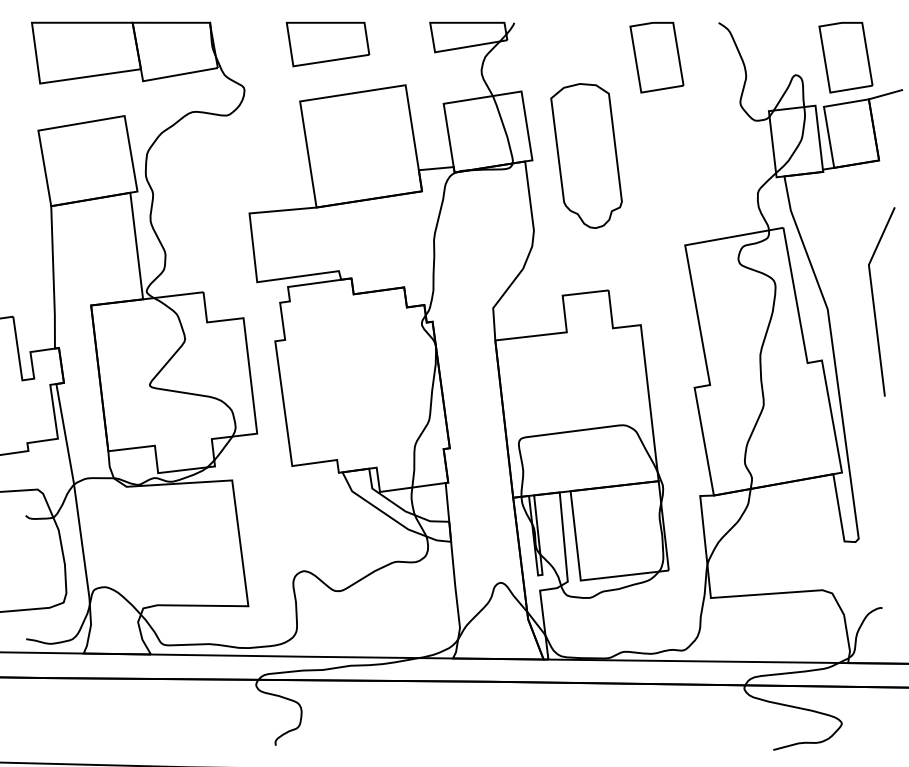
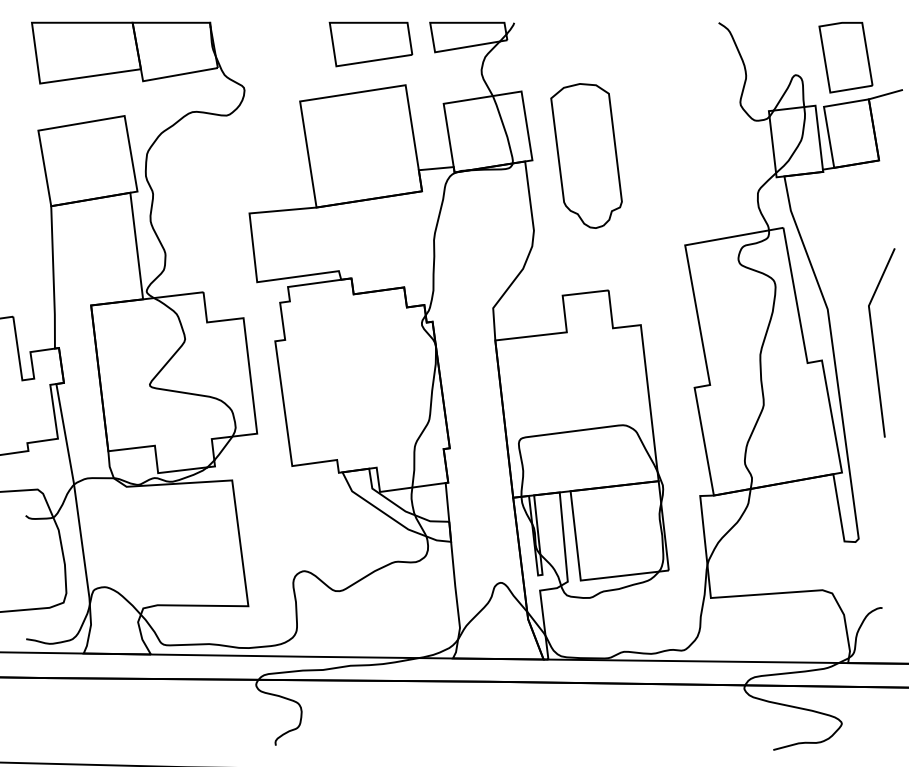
part position: (327, 44) -> (370, 44) (370, 44)
part: present -> none (656, 57)
line position: (874, 301) -> (874, 342) (874, 342)
